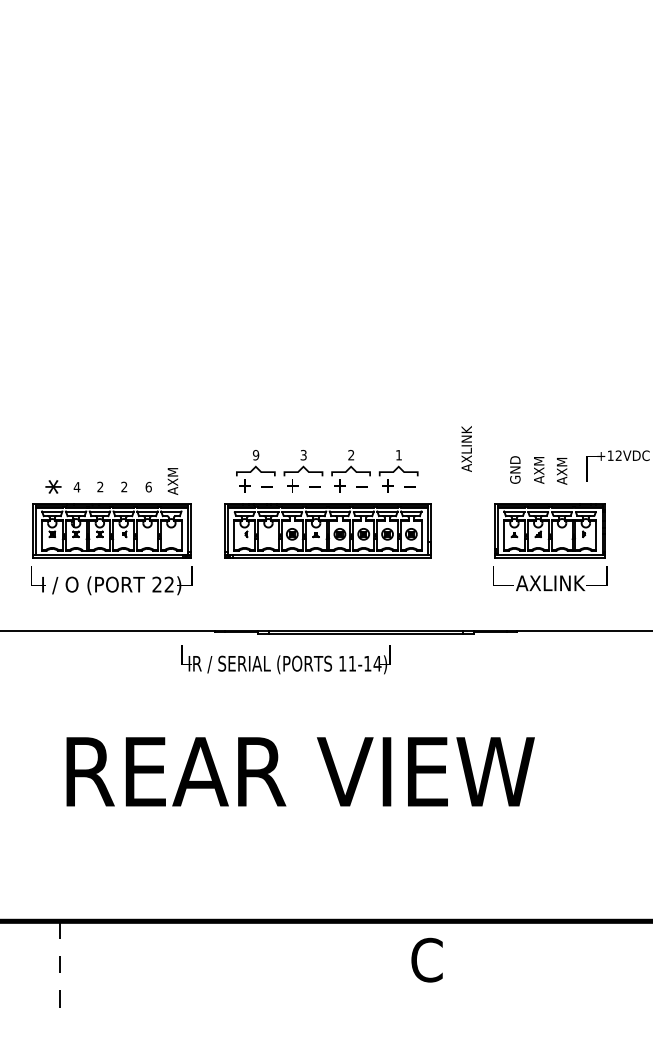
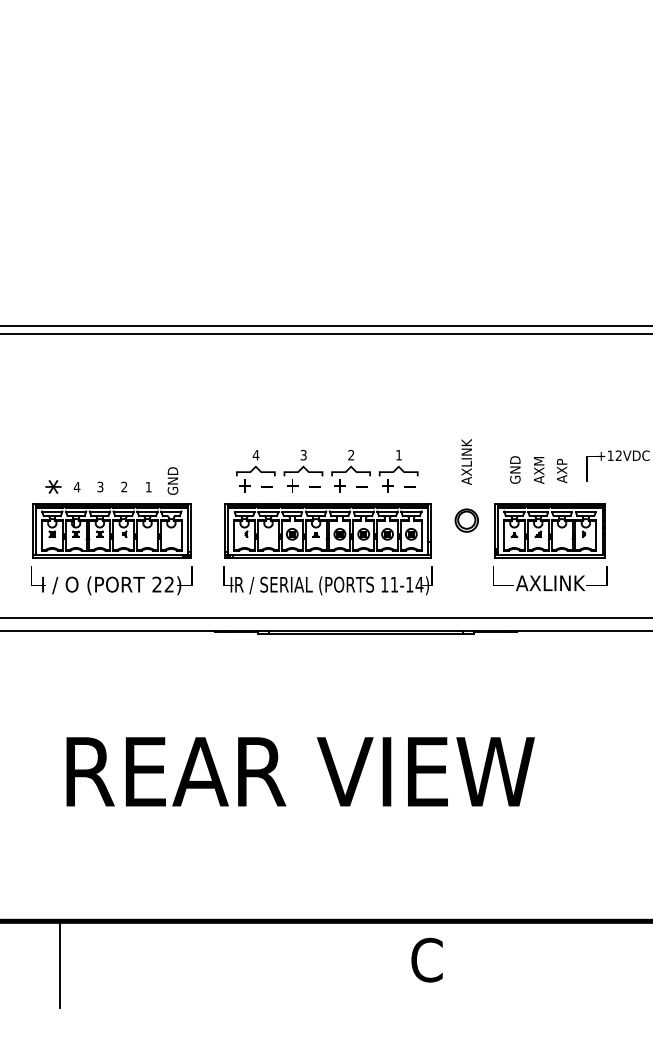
line: none -> present (325, 325)
line: none -> present (325, 334)
text position: (466, 448) -> (466, 461) (466, 461)
text: 9 -> 4 (255, 455)
text: AXM -> AXP (562, 470)
text: AXM -> GND (172, 480)
text: 6 -> 1 (148, 486)
text: 2 -> 3 (100, 487)
part: none -> present (466, 520)
line: none -> present (325, 618)
text position: (285, 659) -> (327, 580) (327, 580)
line: dashed -> solid (59, 964)
